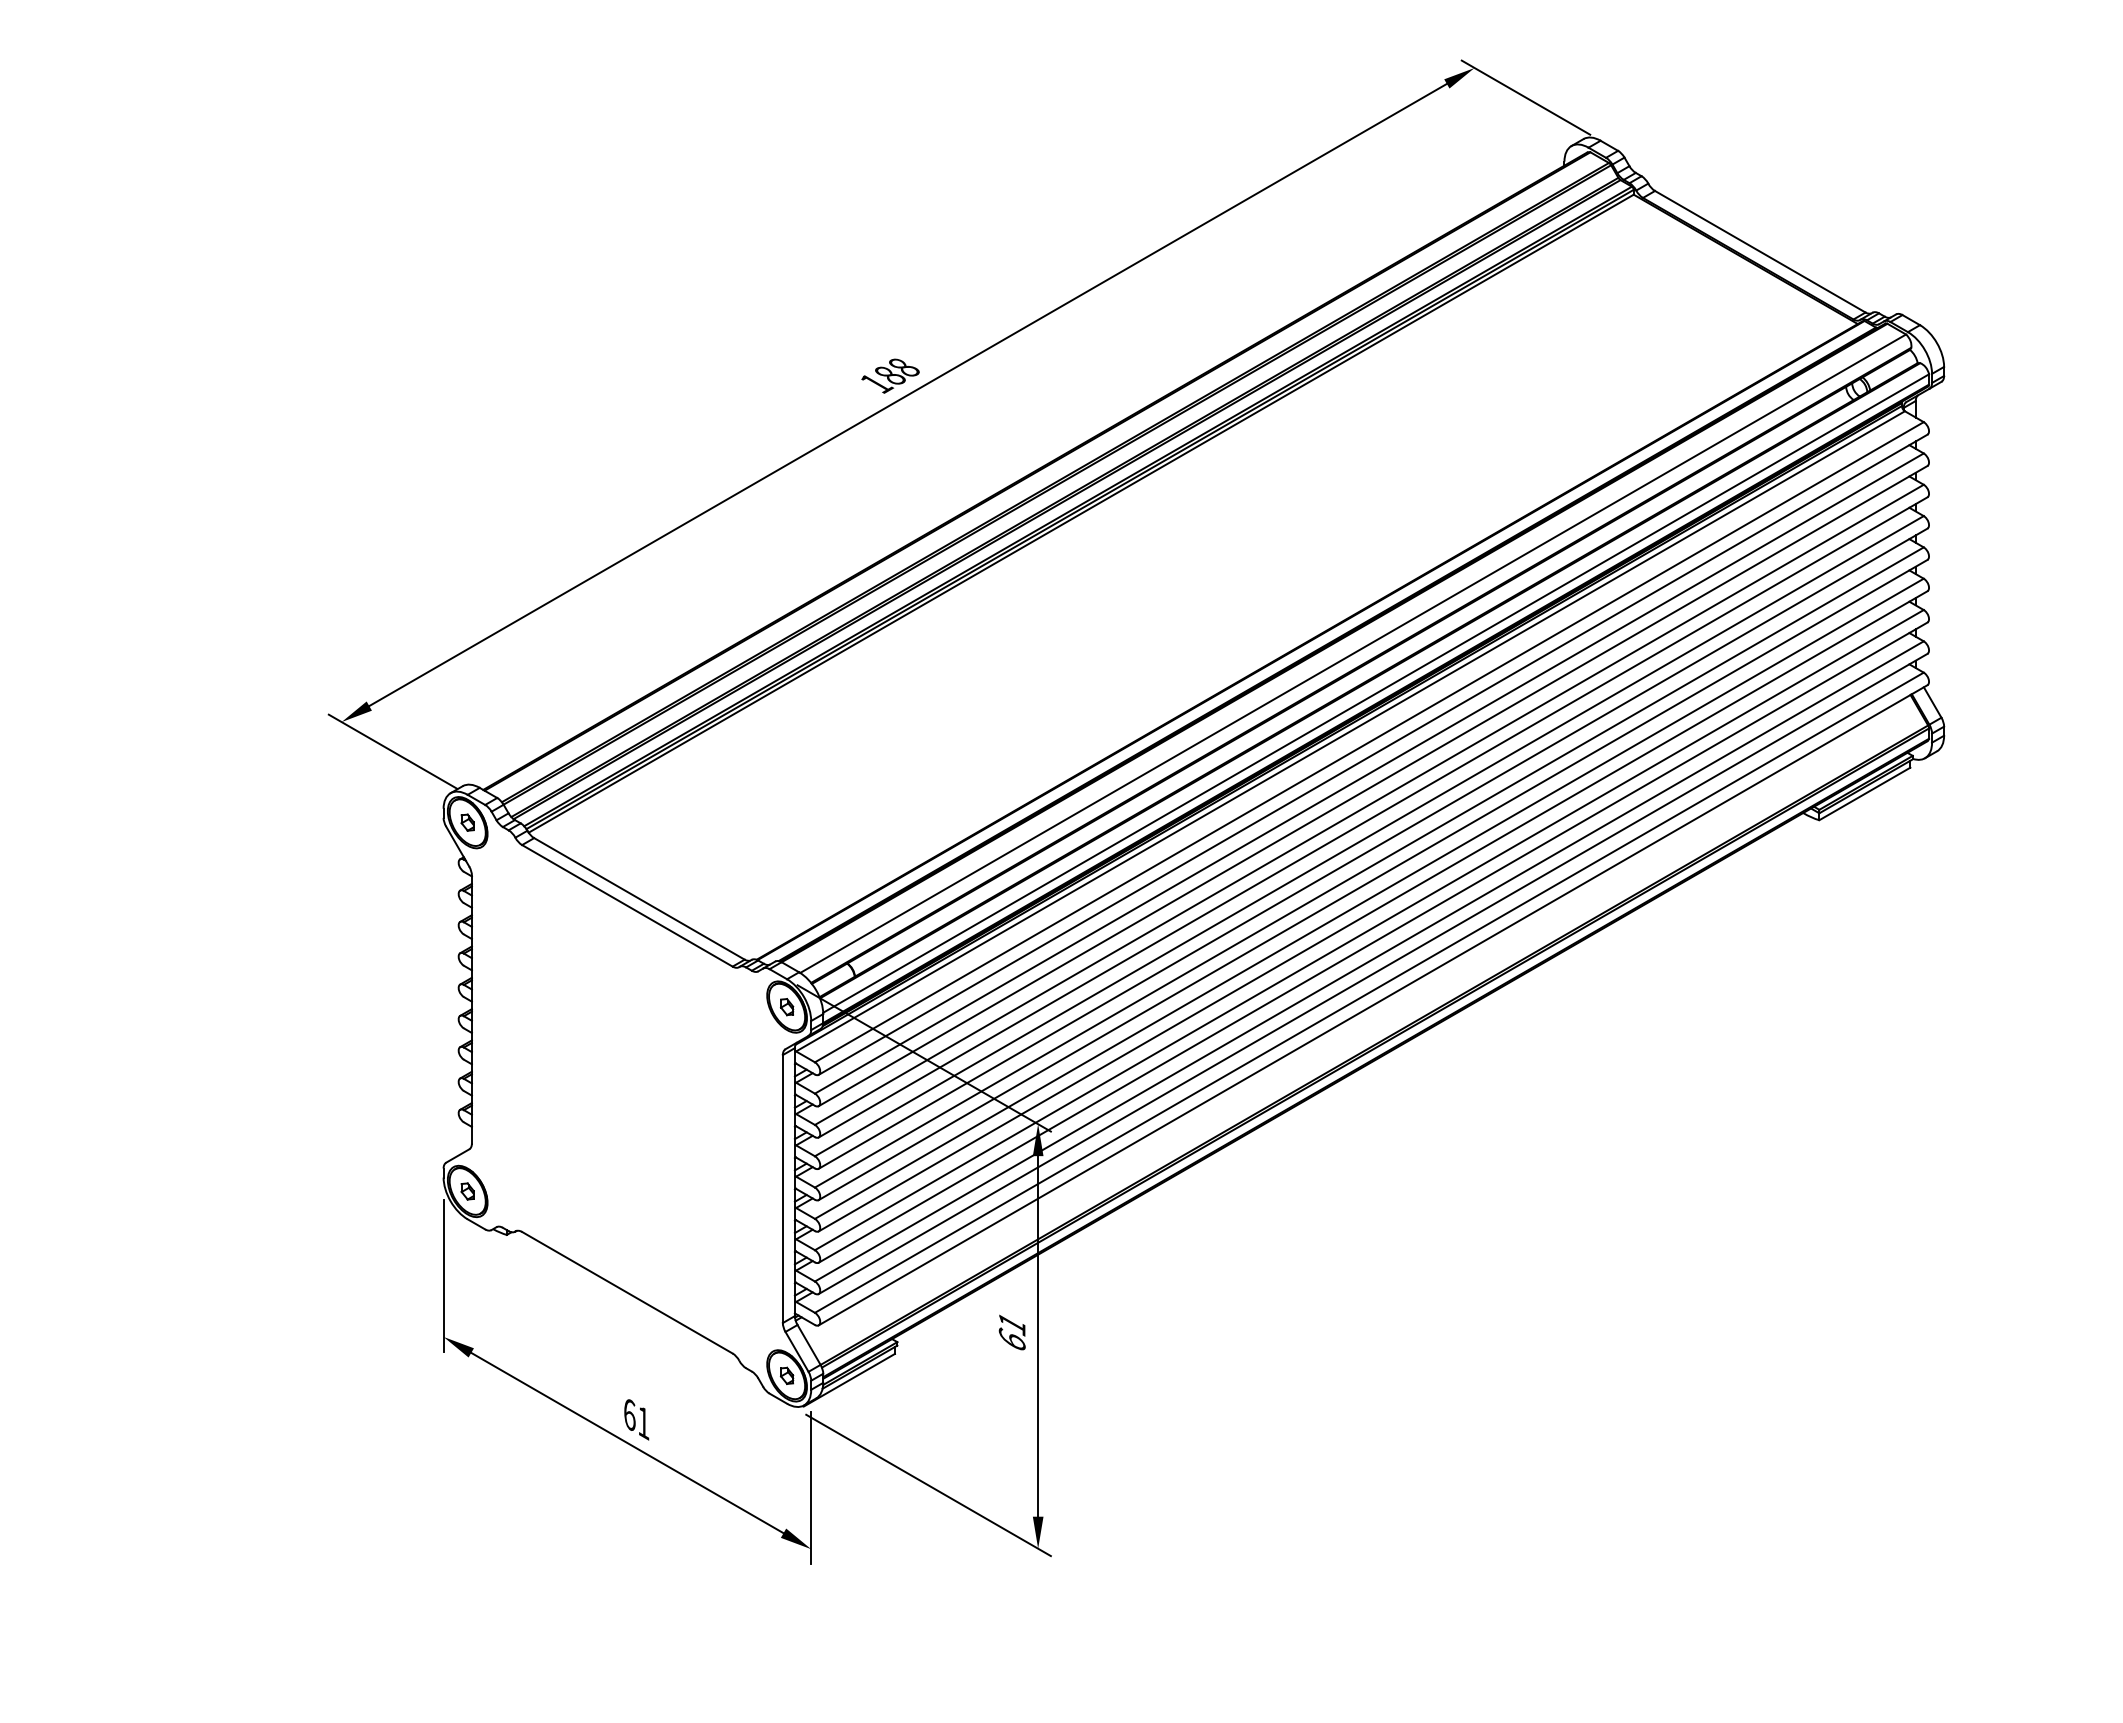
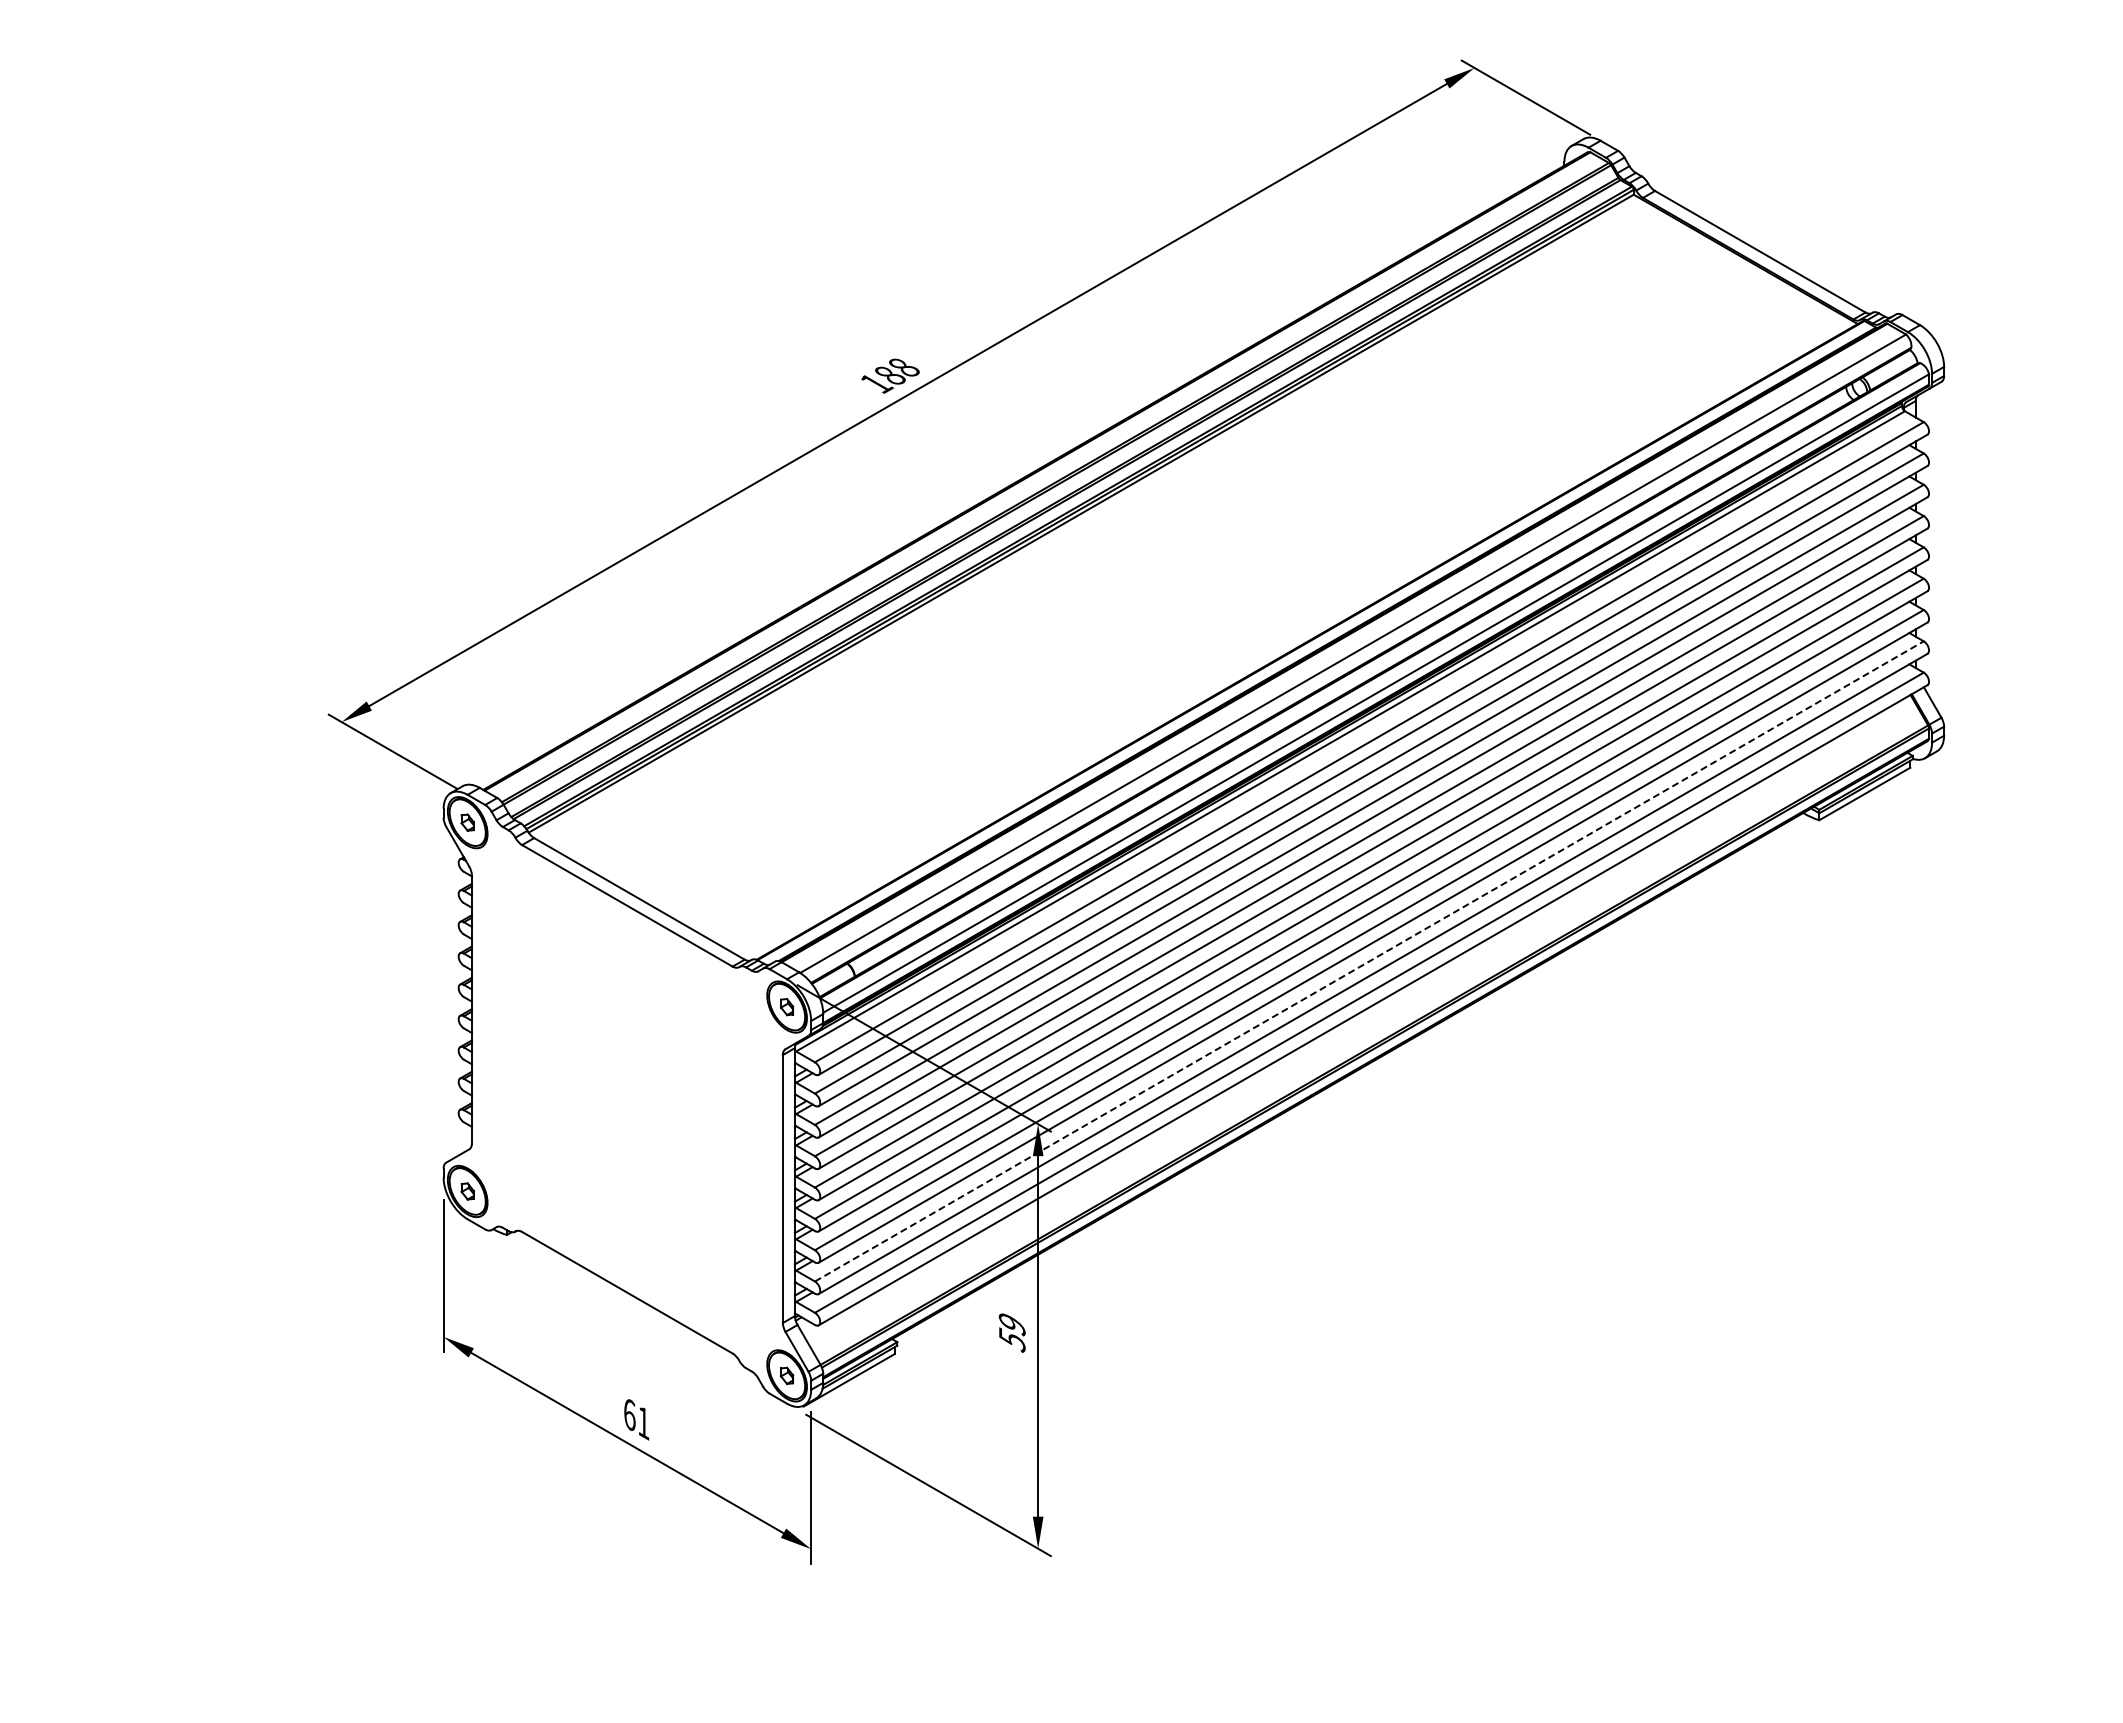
line: solid -> dashed (1369, 961)
text: 61 -> 59 (1011, 1332)
